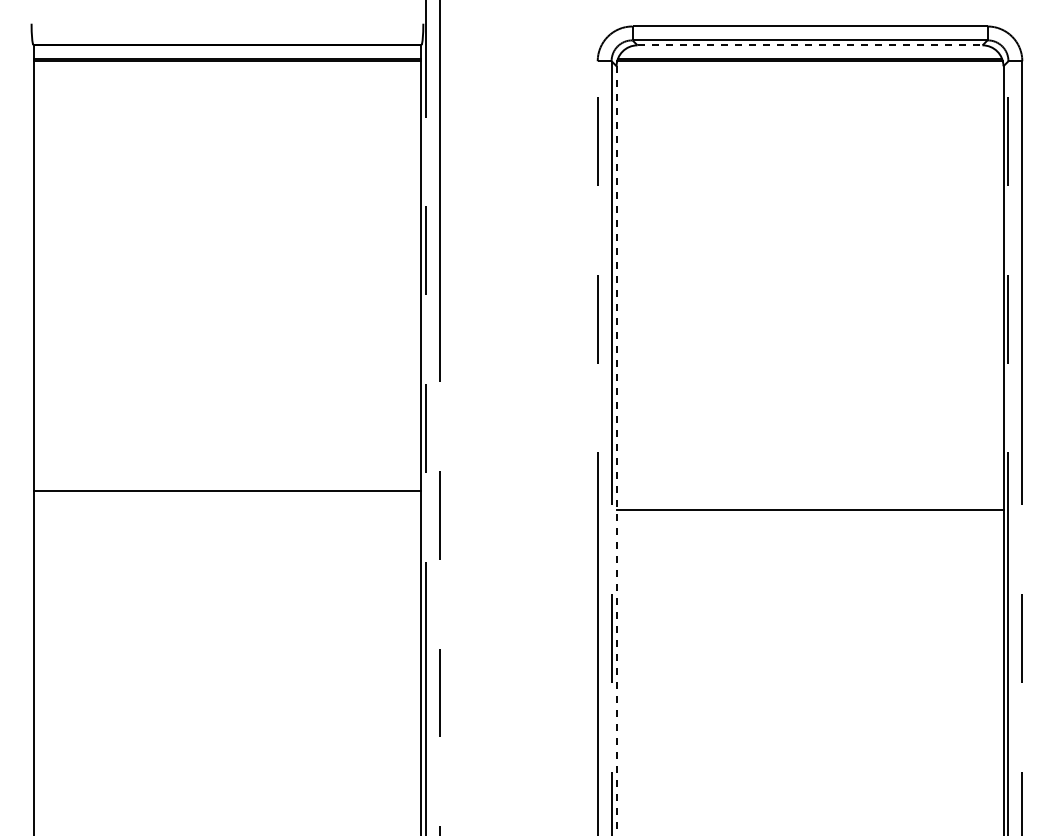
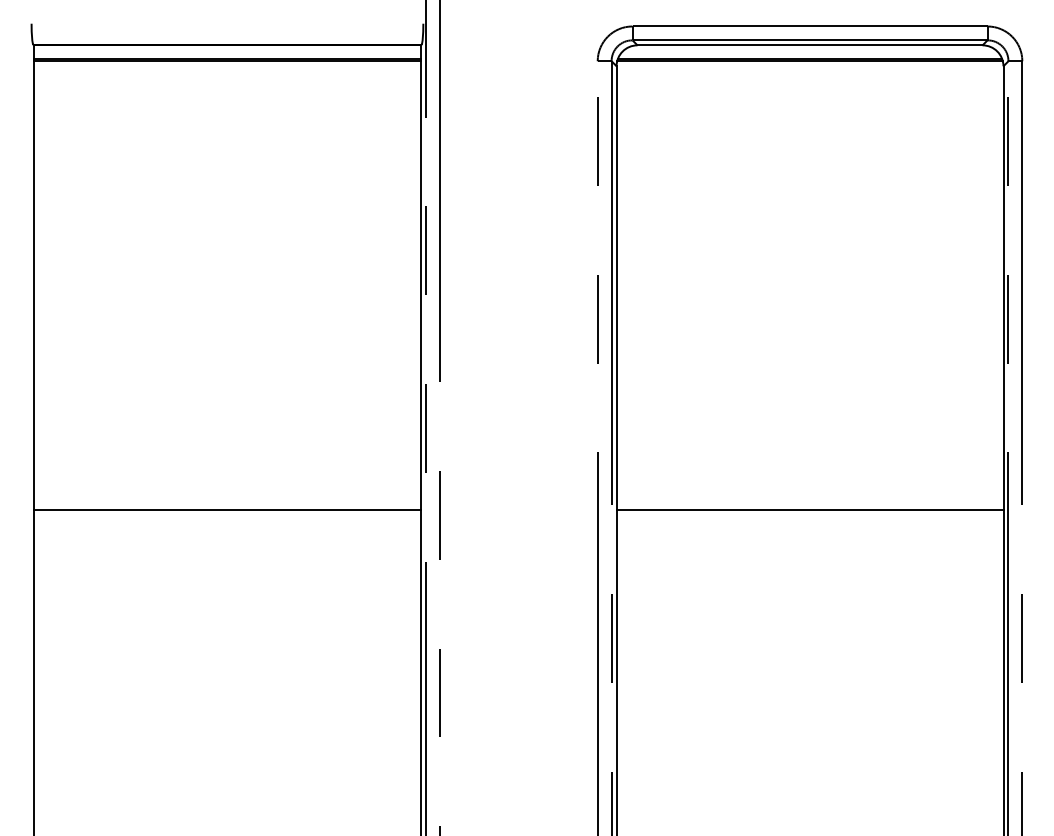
line: dashed -> solid (810, 45)
line: dashed -> solid (616, 451)
line position: (227, 490) -> (227, 509) (227, 509)
